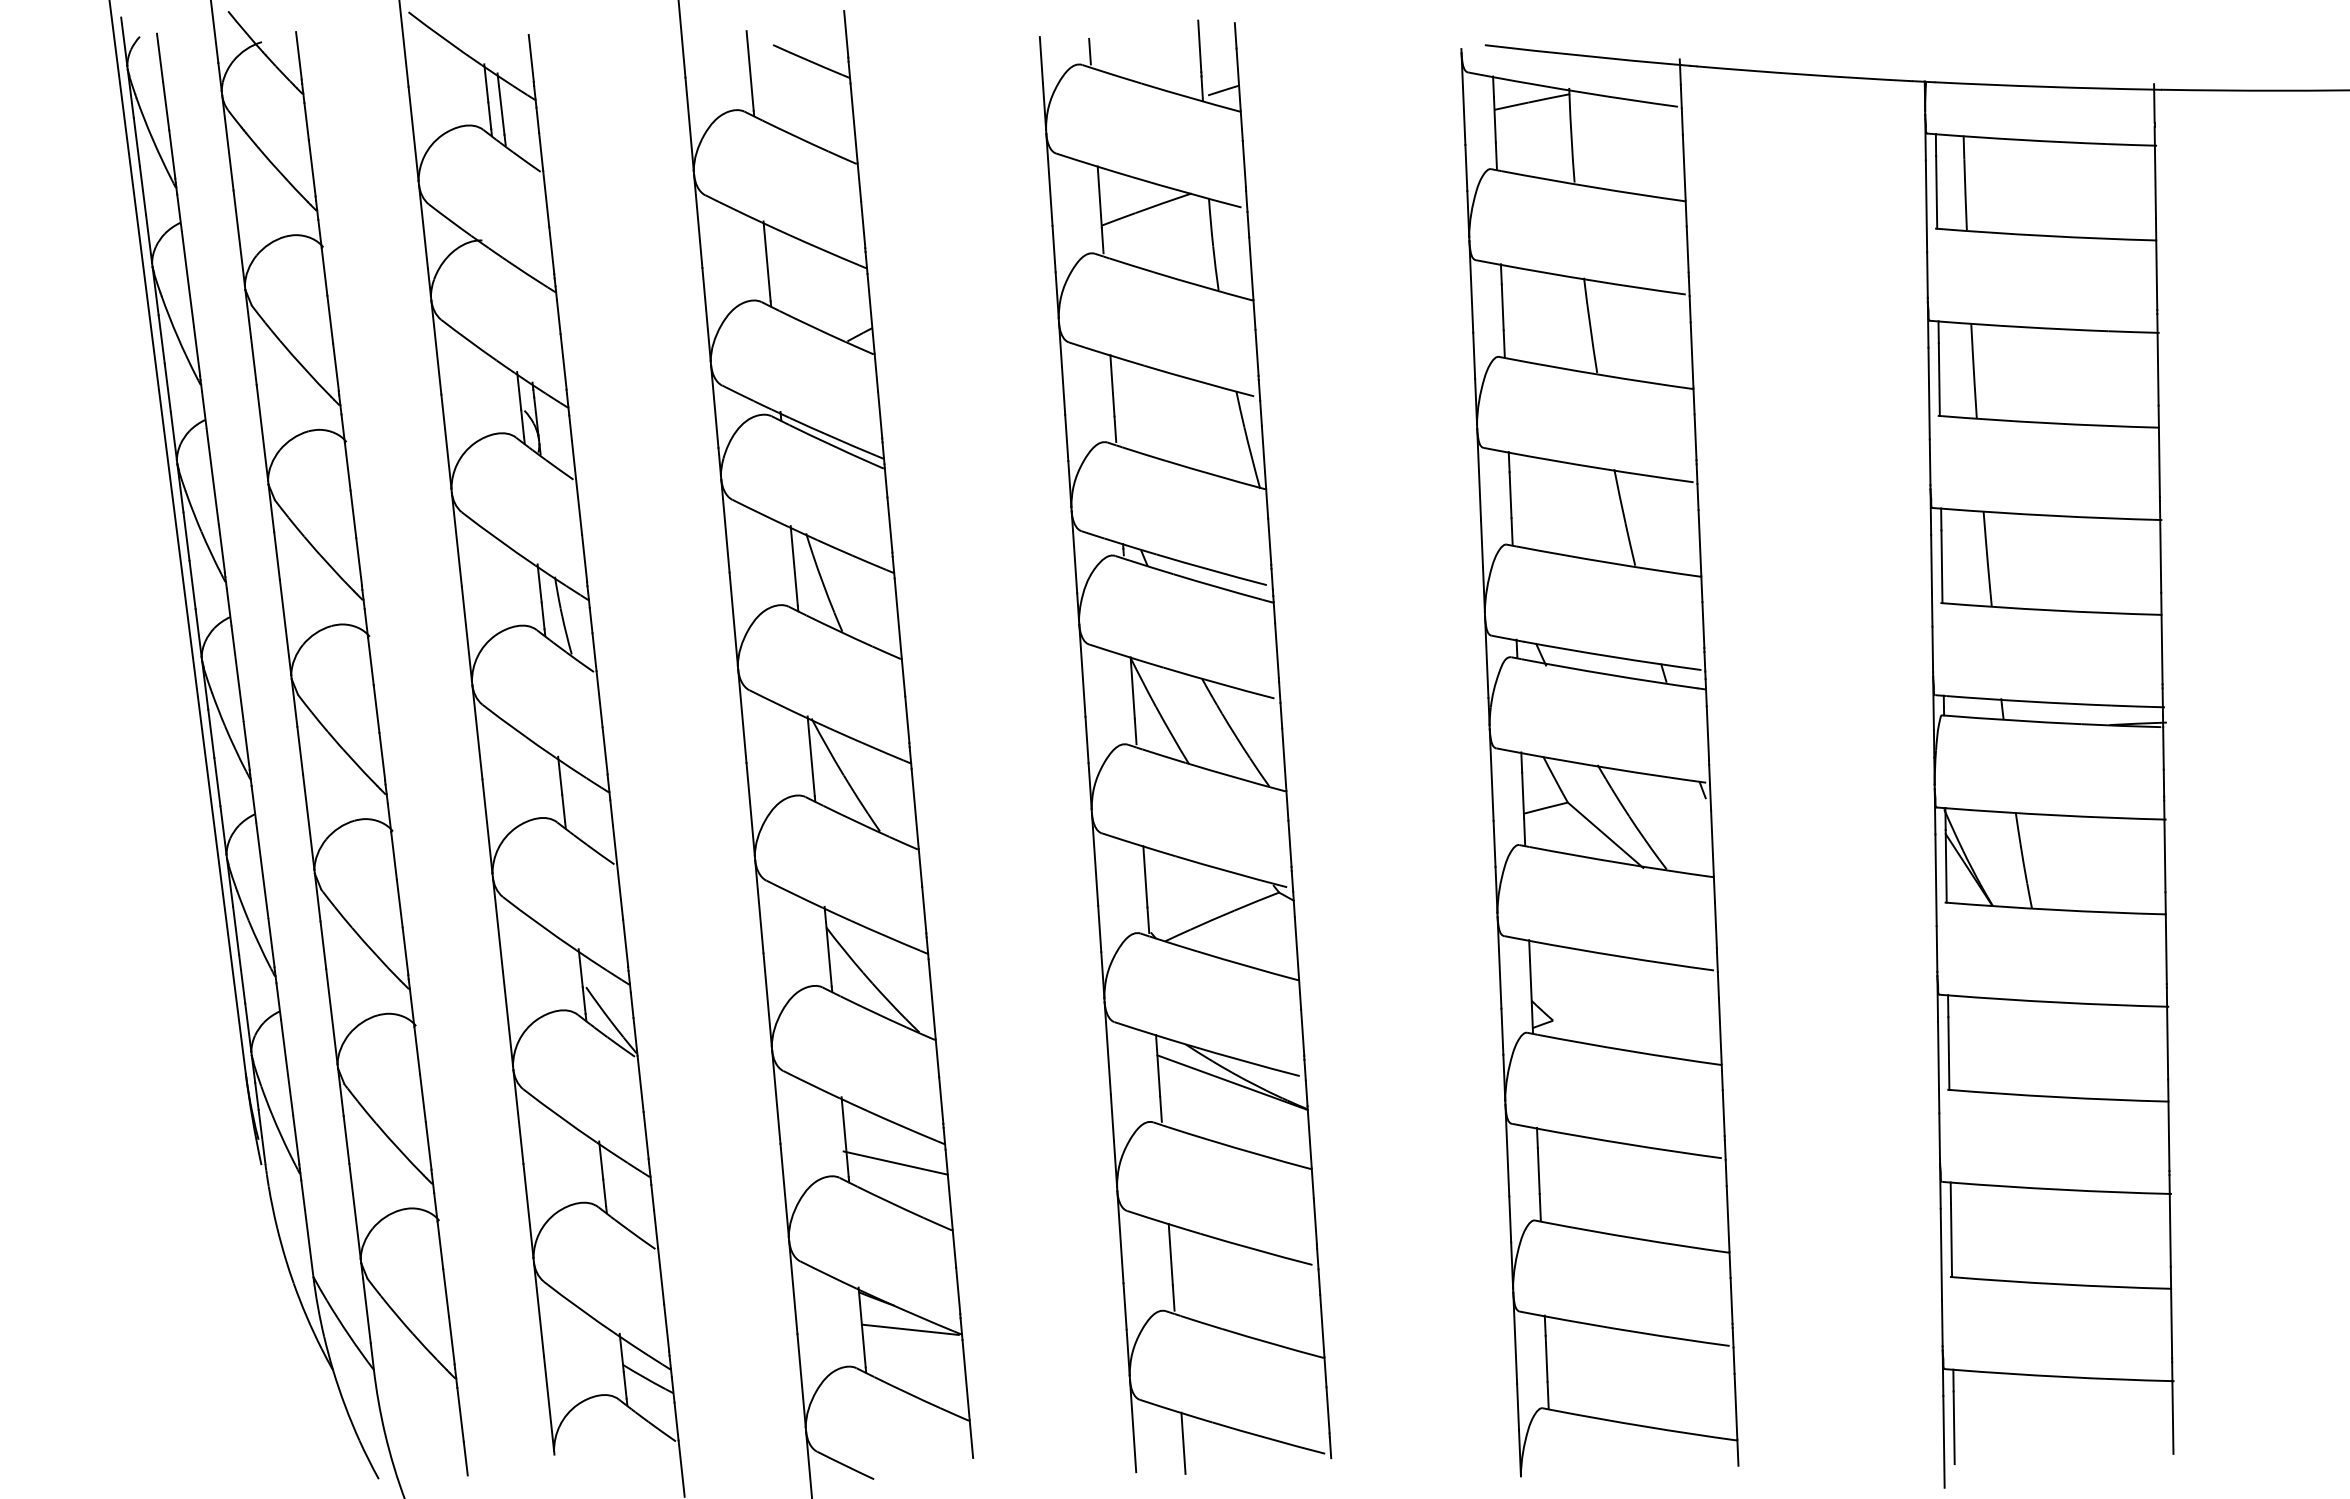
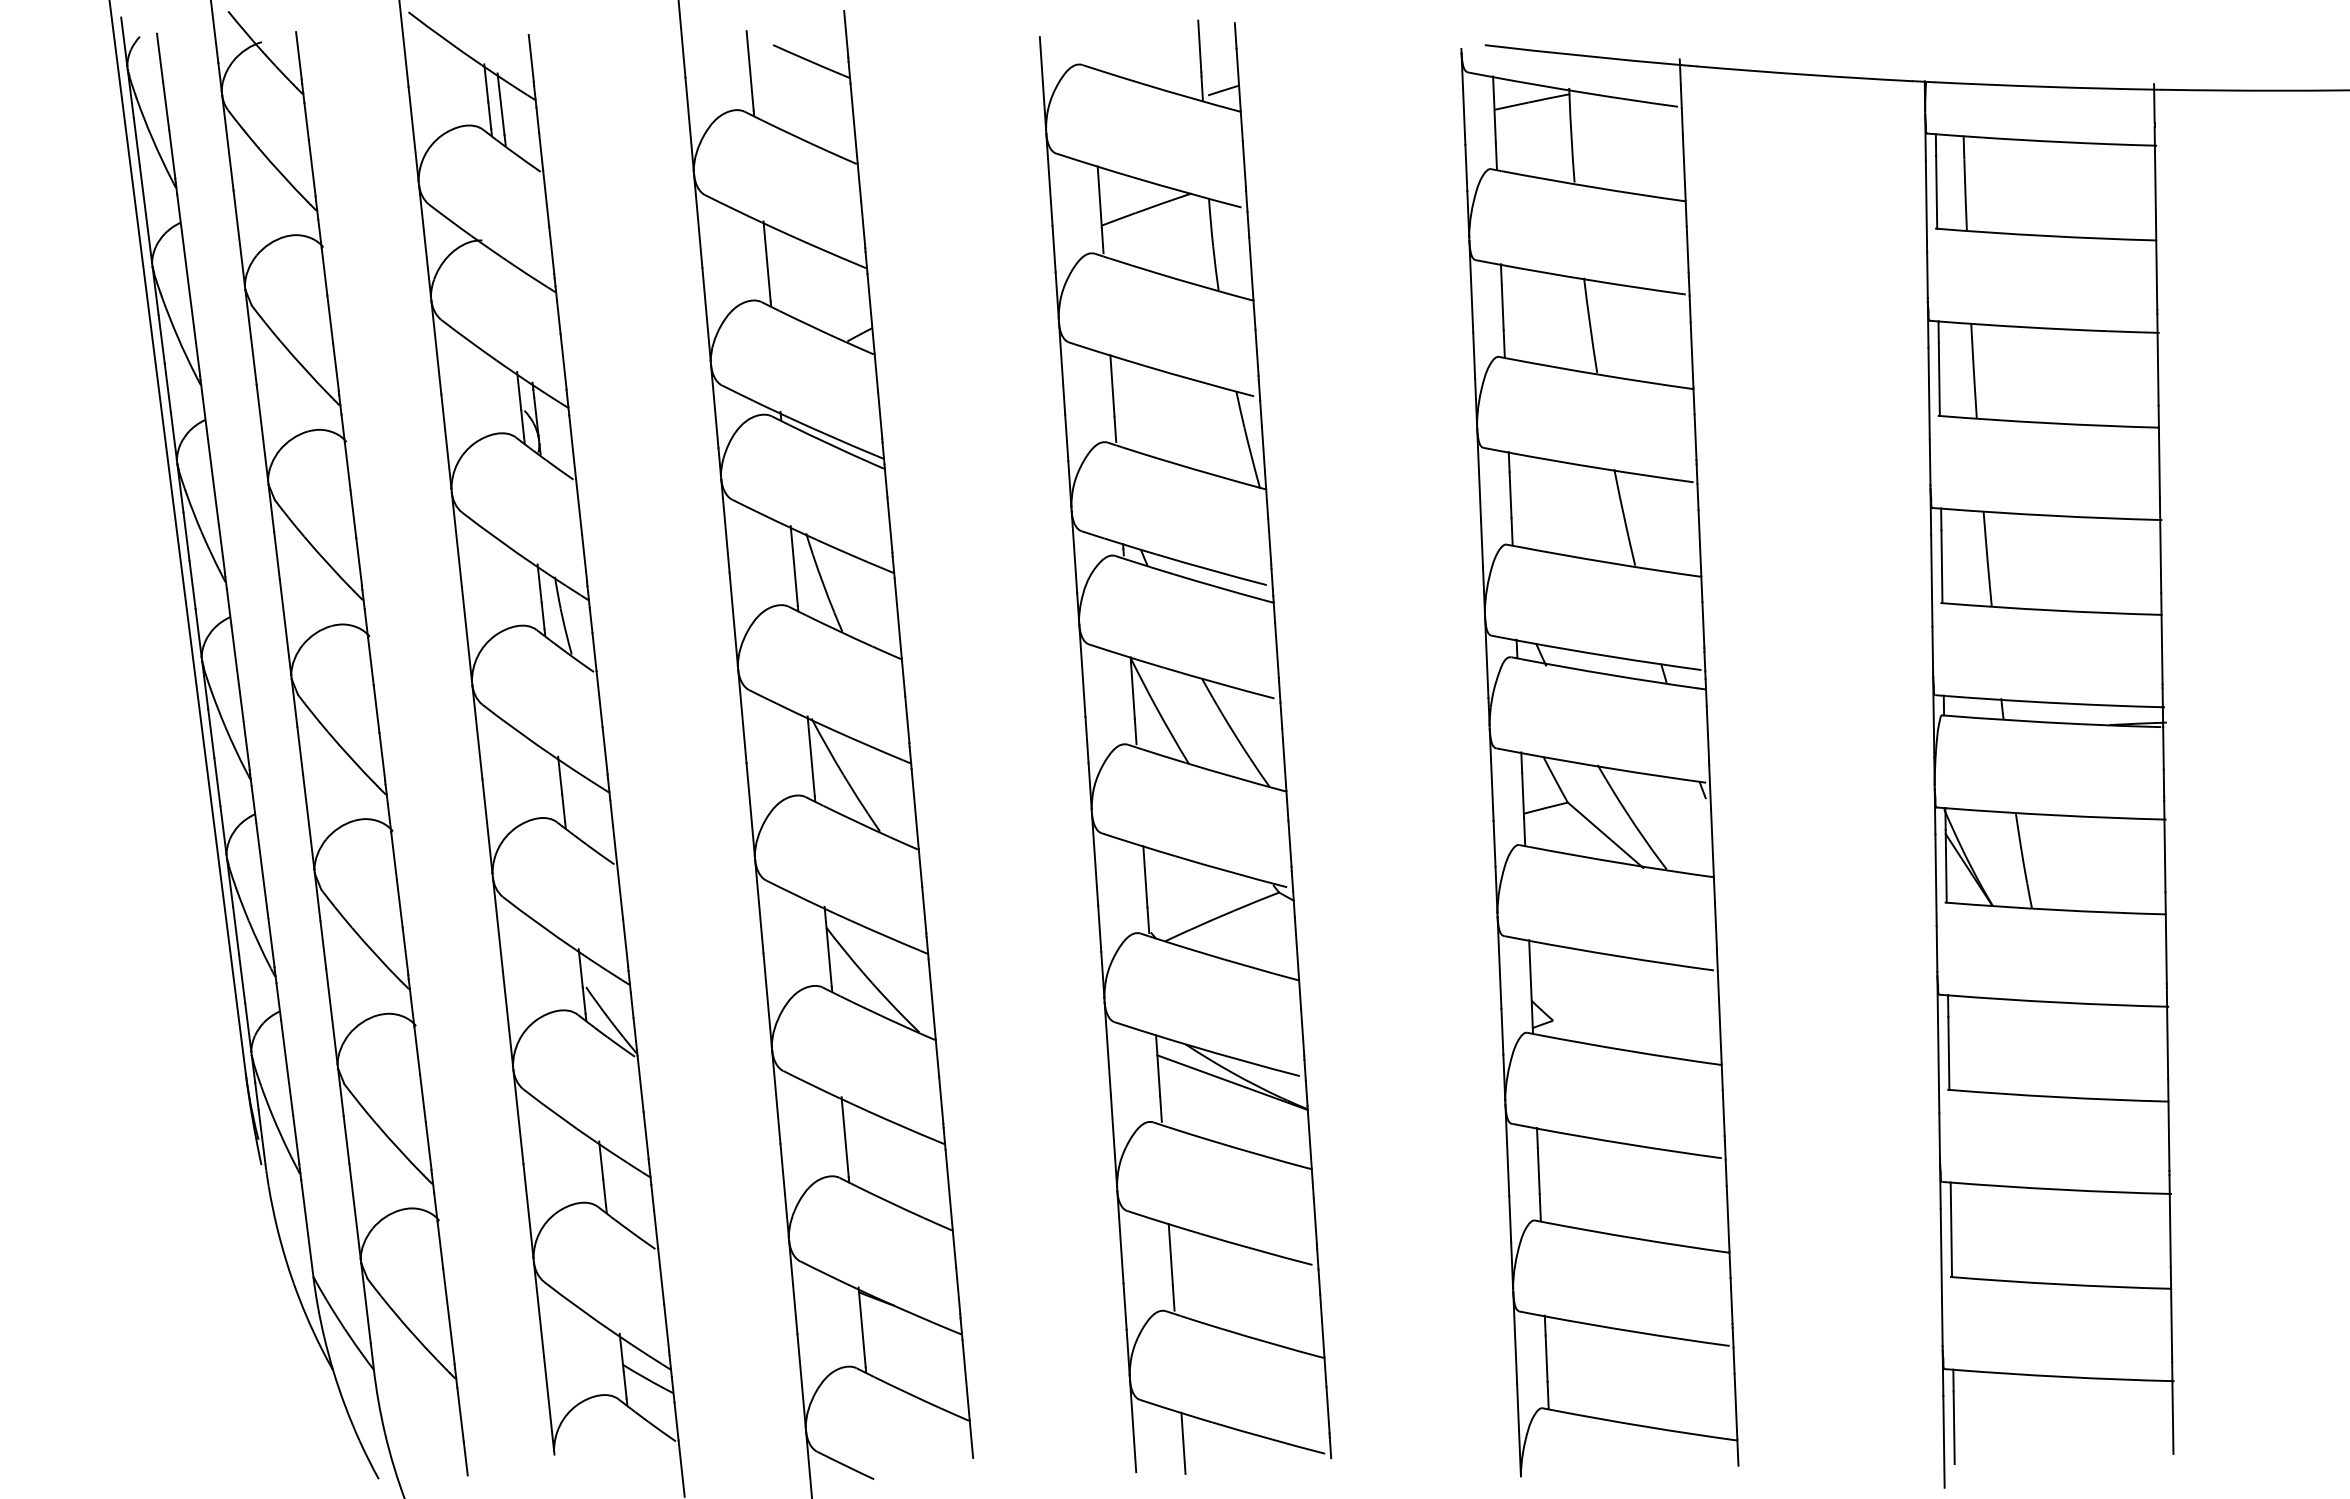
line: present -> none (1089, 51)
line: present -> none (895, 1162)
line: present -> none (909, 1329)
